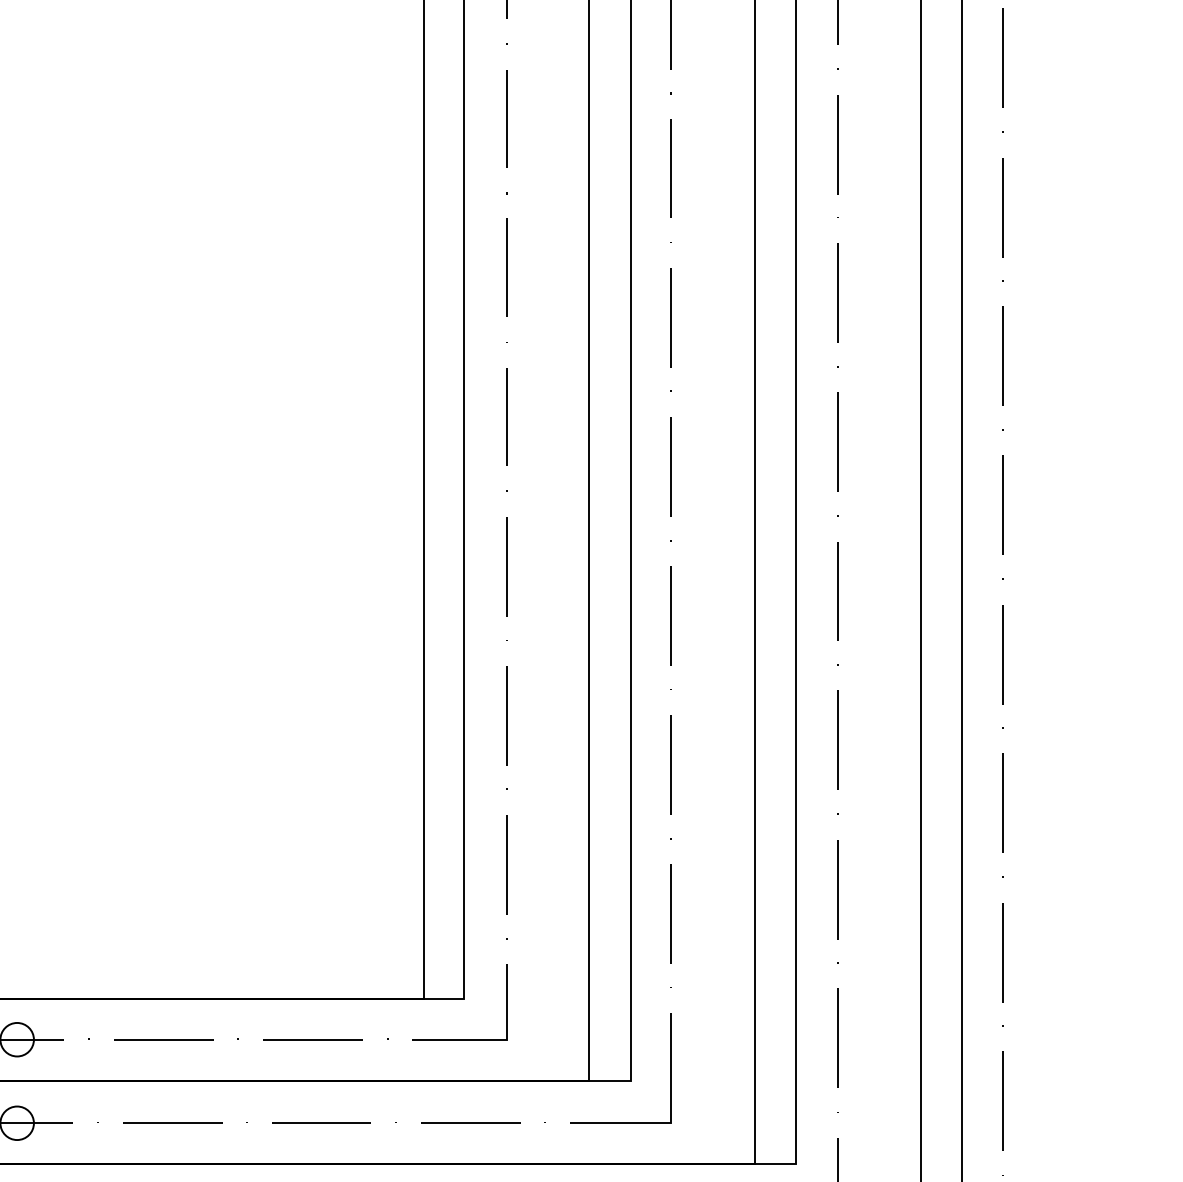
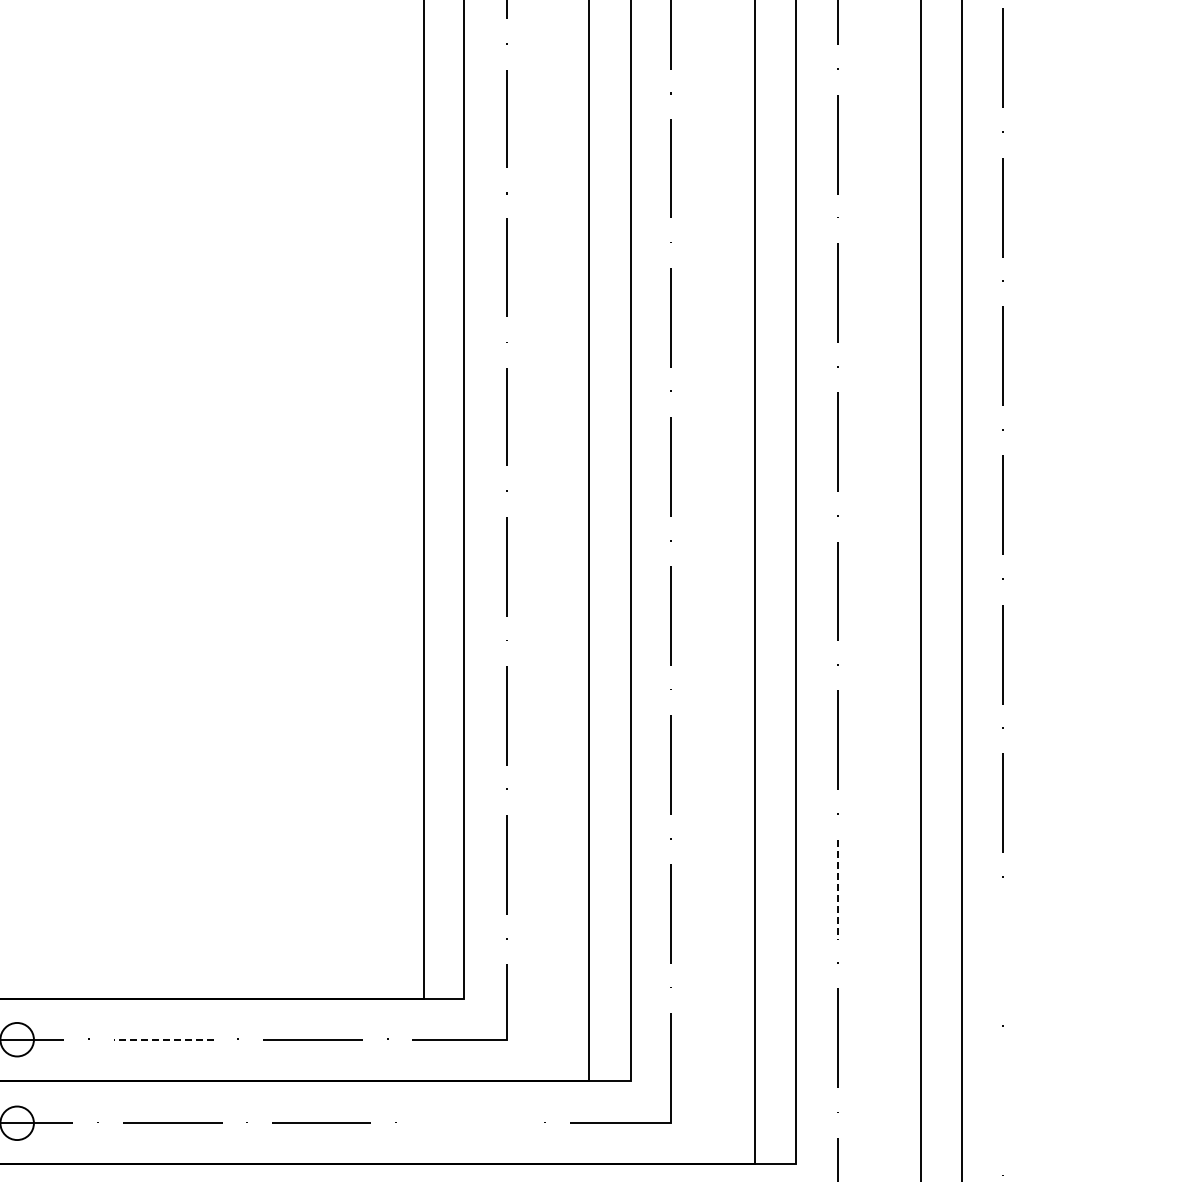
line: solid -> dashed (837, 889)
line: present -> none (1002, 952)
line: solid -> dashed (163, 1039)
line: present -> none (1002, 1100)
line: present -> none (470, 1122)
